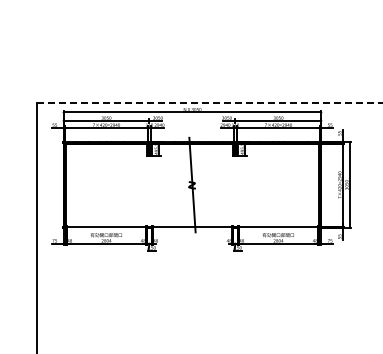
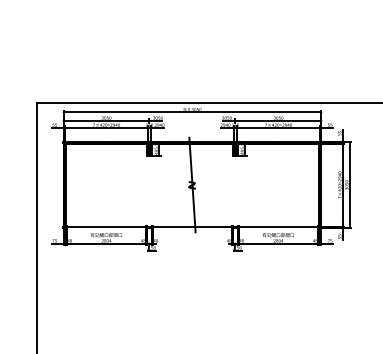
line: dashed -> solid (210, 102)
